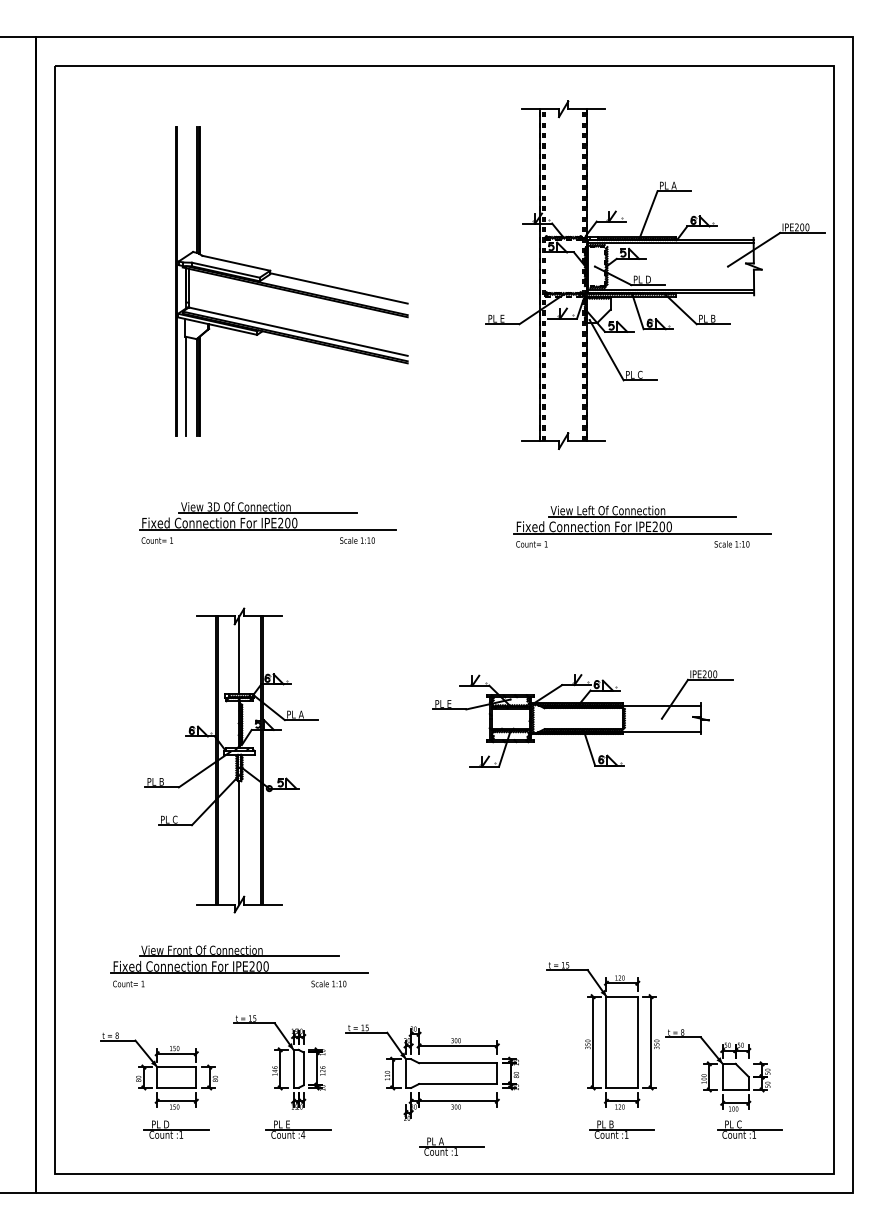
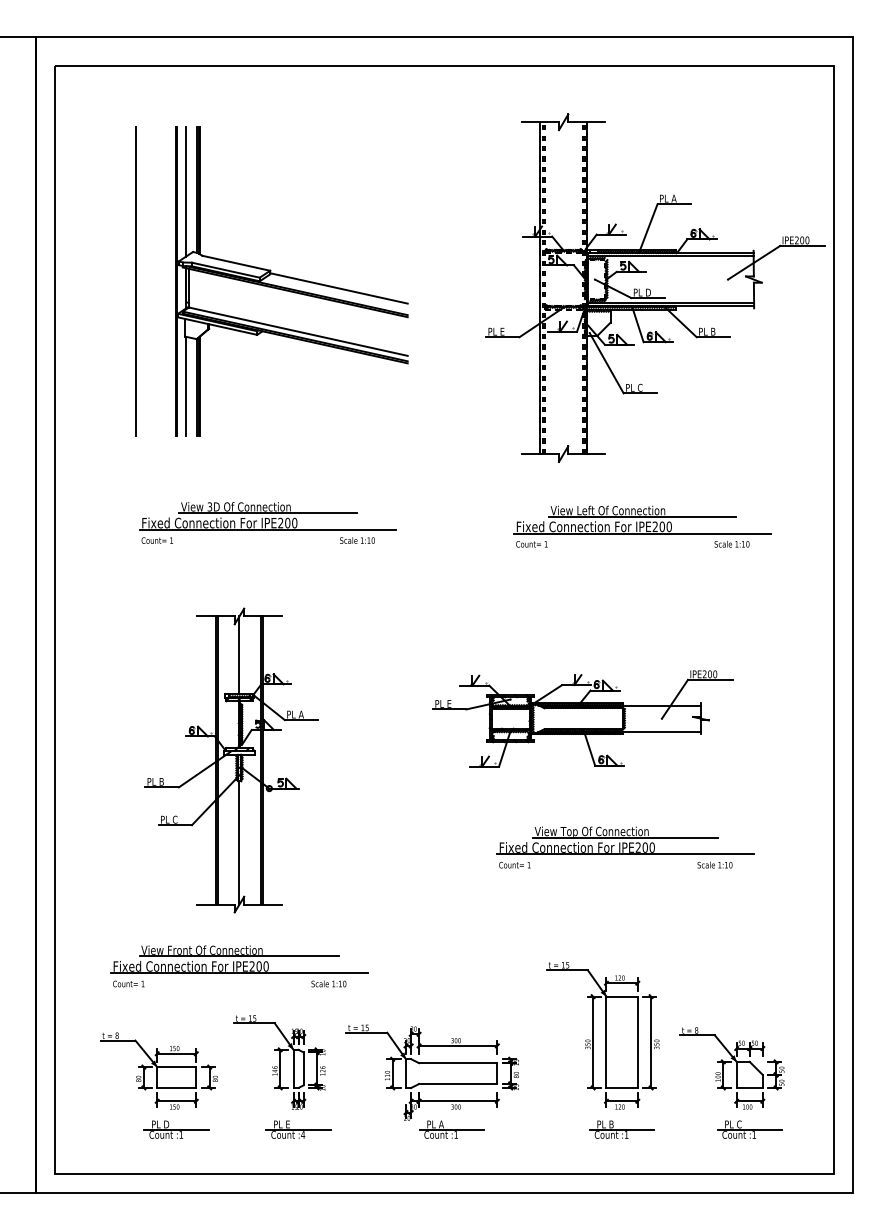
line: none -> present (185, 191)
part position: (655, 274) -> (655, 287) (655, 287)
line: none -> present (135, 281)
part: none -> present (625, 847)
part position: (717, 1070) -> (731, 1068) (731, 1068)
part position: (451, 1146) -> (451, 1129) (451, 1129)
